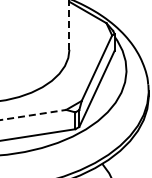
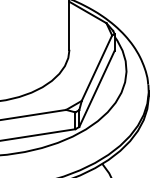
line: dashed -> solid (69, 24)
line: dashed -> solid (33, 114)
